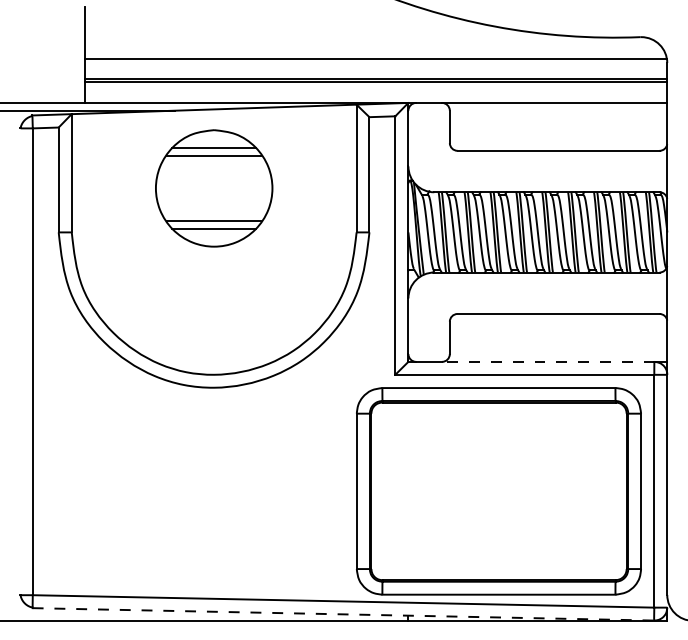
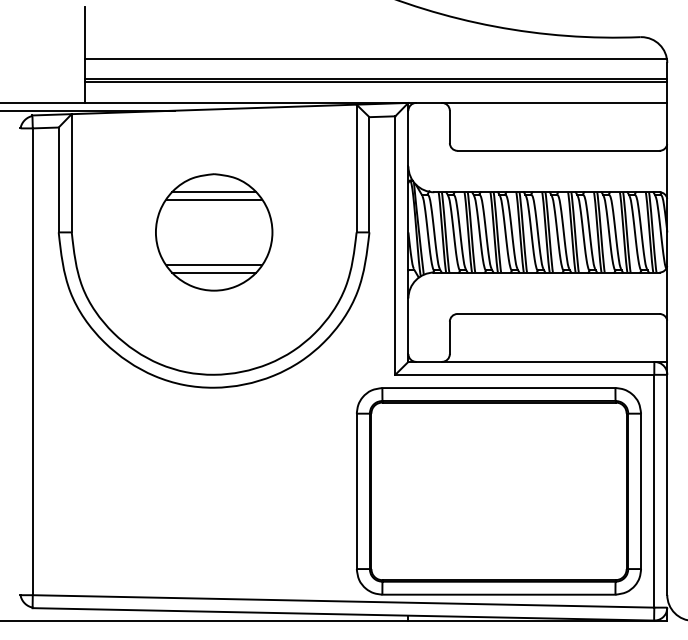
part position: (214, 188) -> (214, 232) (214, 232)
line: dashed -> solid (547, 361)
line: dashed -> solid (343, 614)
